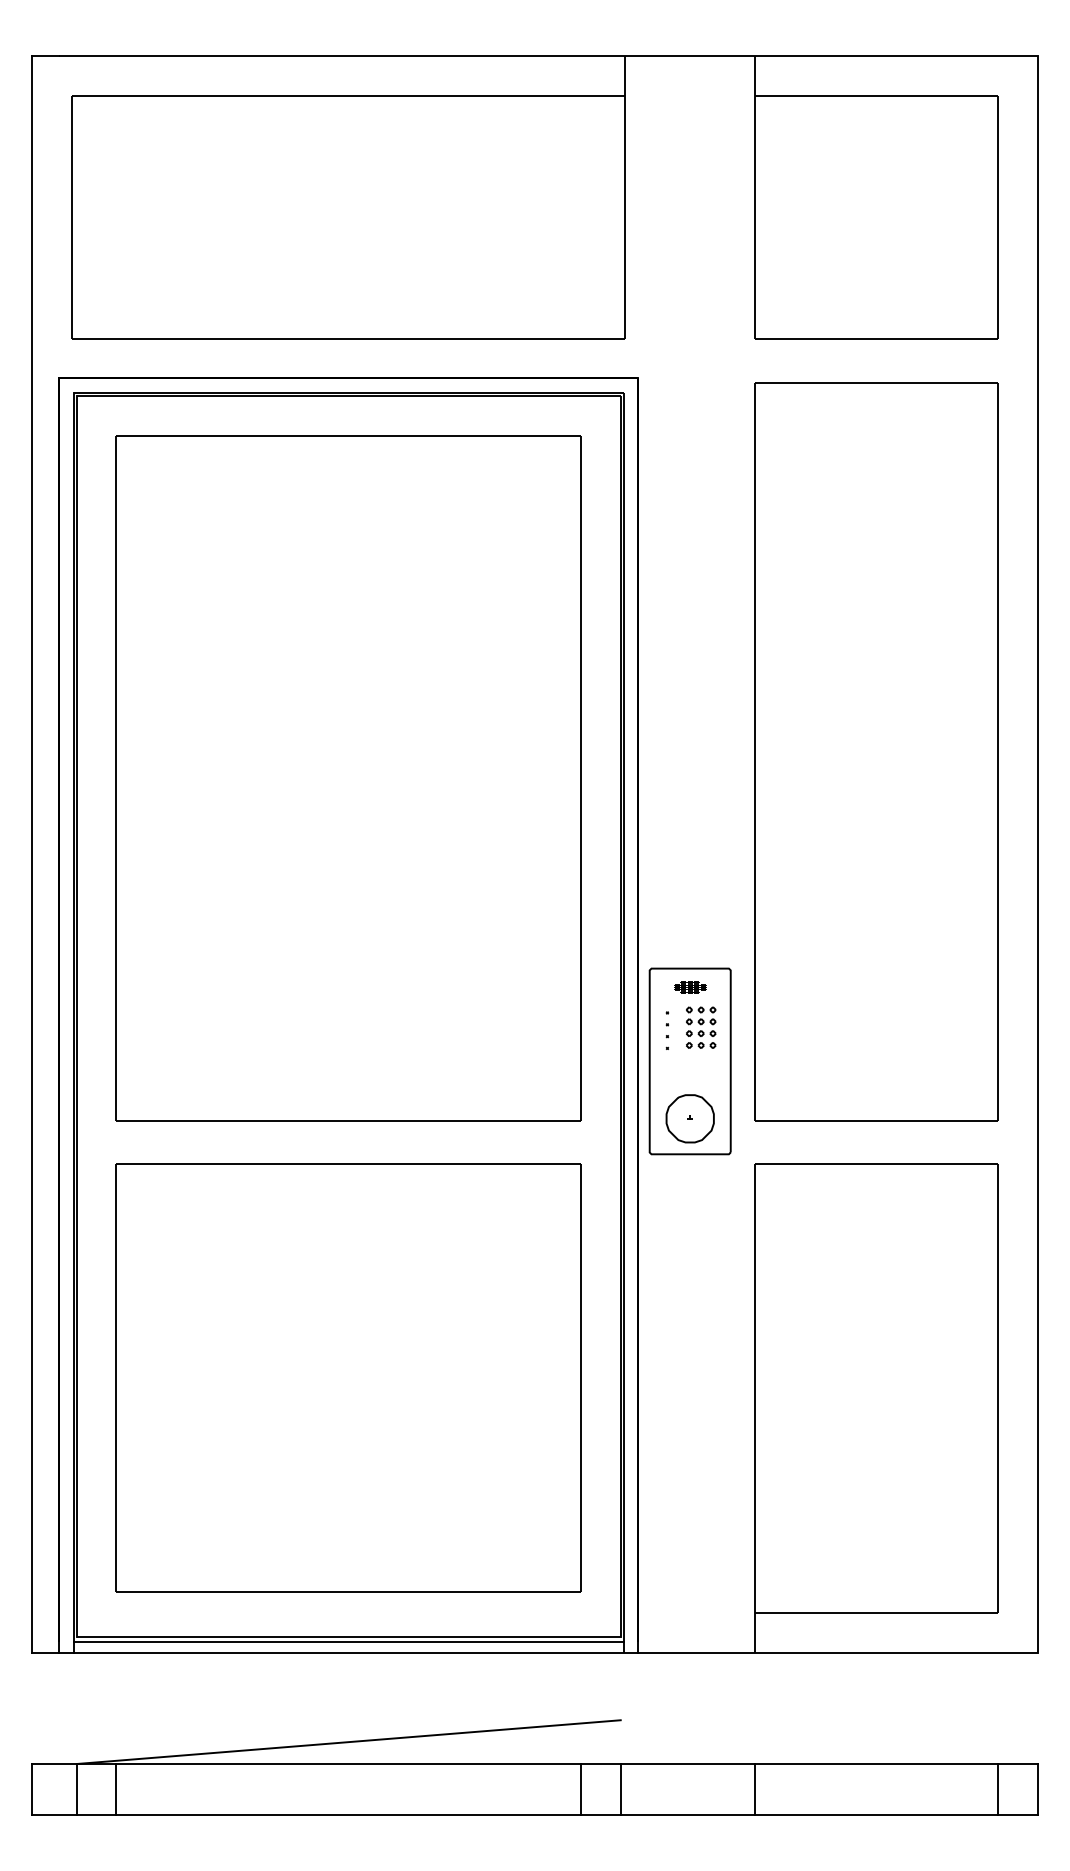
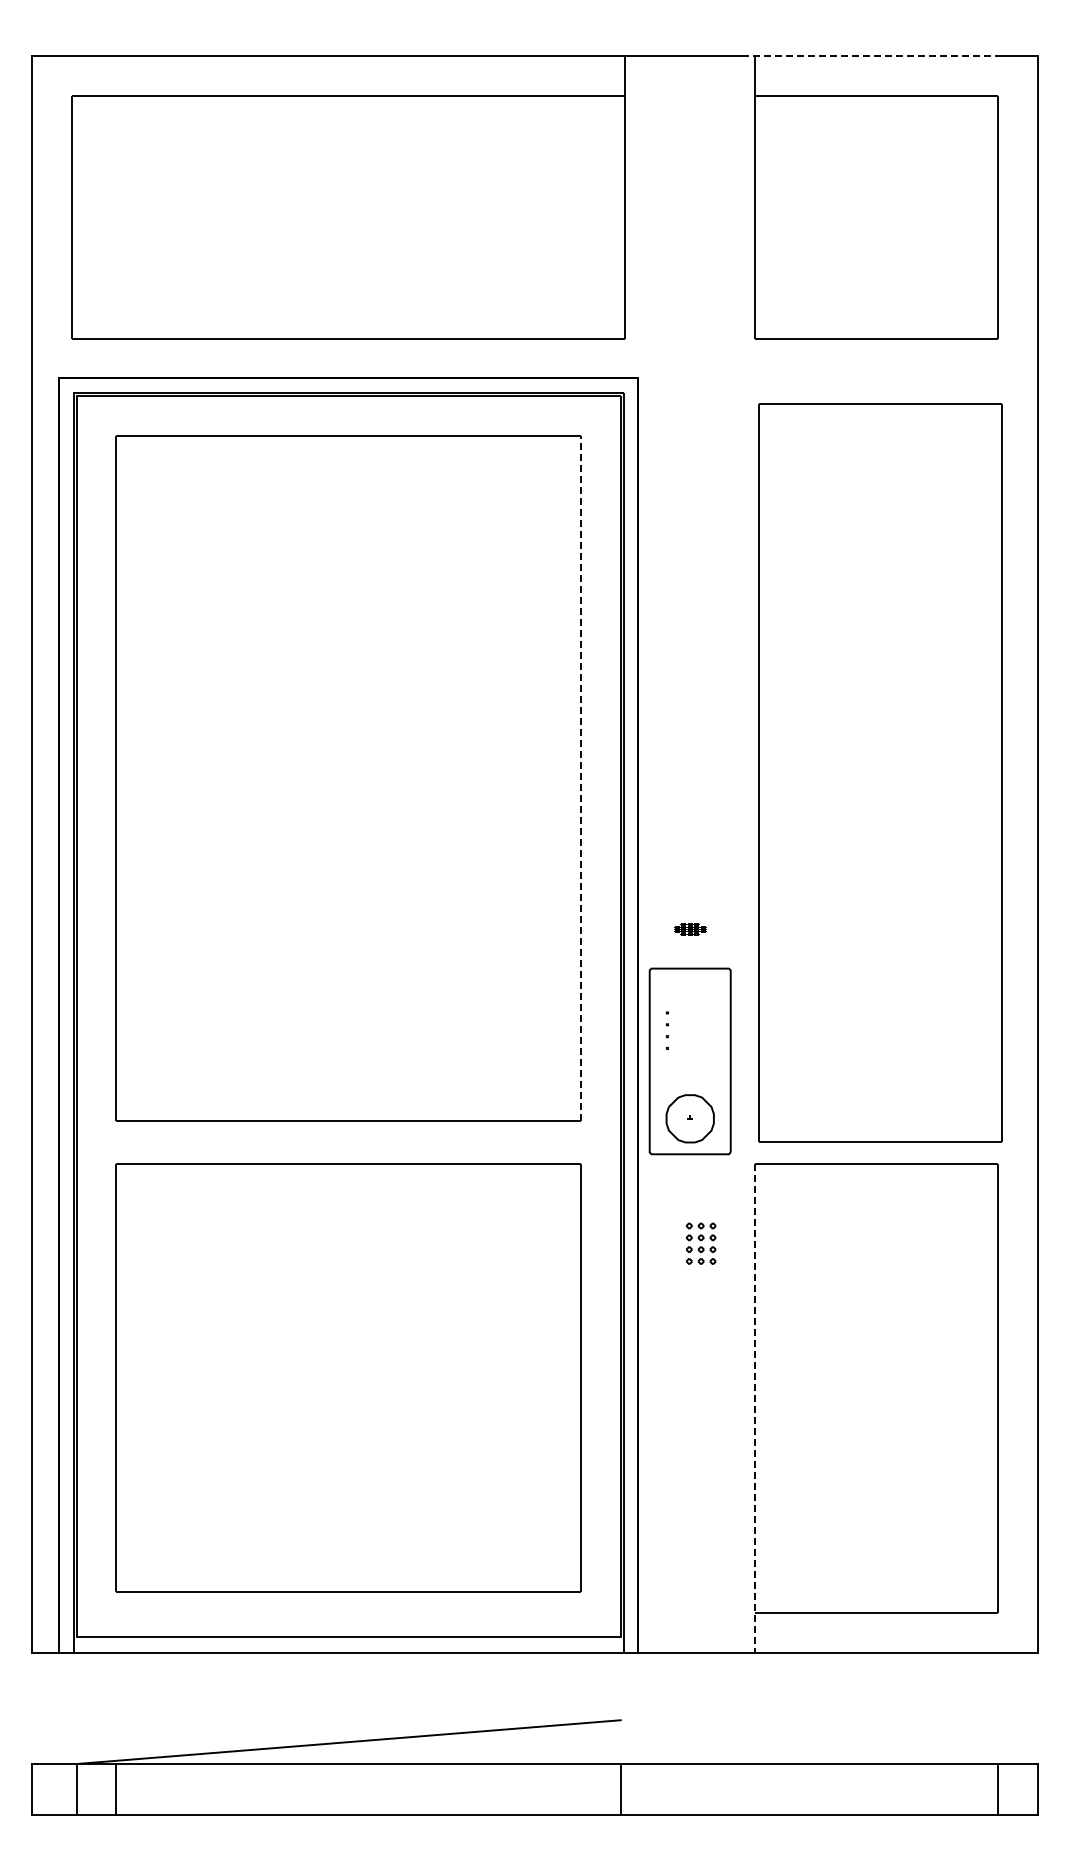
line: solid -> dashed (870, 56)
part position: (876, 751) -> (880, 772) (880, 772)
line: solid -> dashed (581, 777)
part position: (690, 987) -> (690, 929) (690, 929)
part position: (701, 1027) -> (701, 1243) (701, 1243)
line: solid -> dashed (754, 1409)
line: present -> none (348, 1641)
line: present -> none (581, 1789)
line: present -> none (754, 1789)
